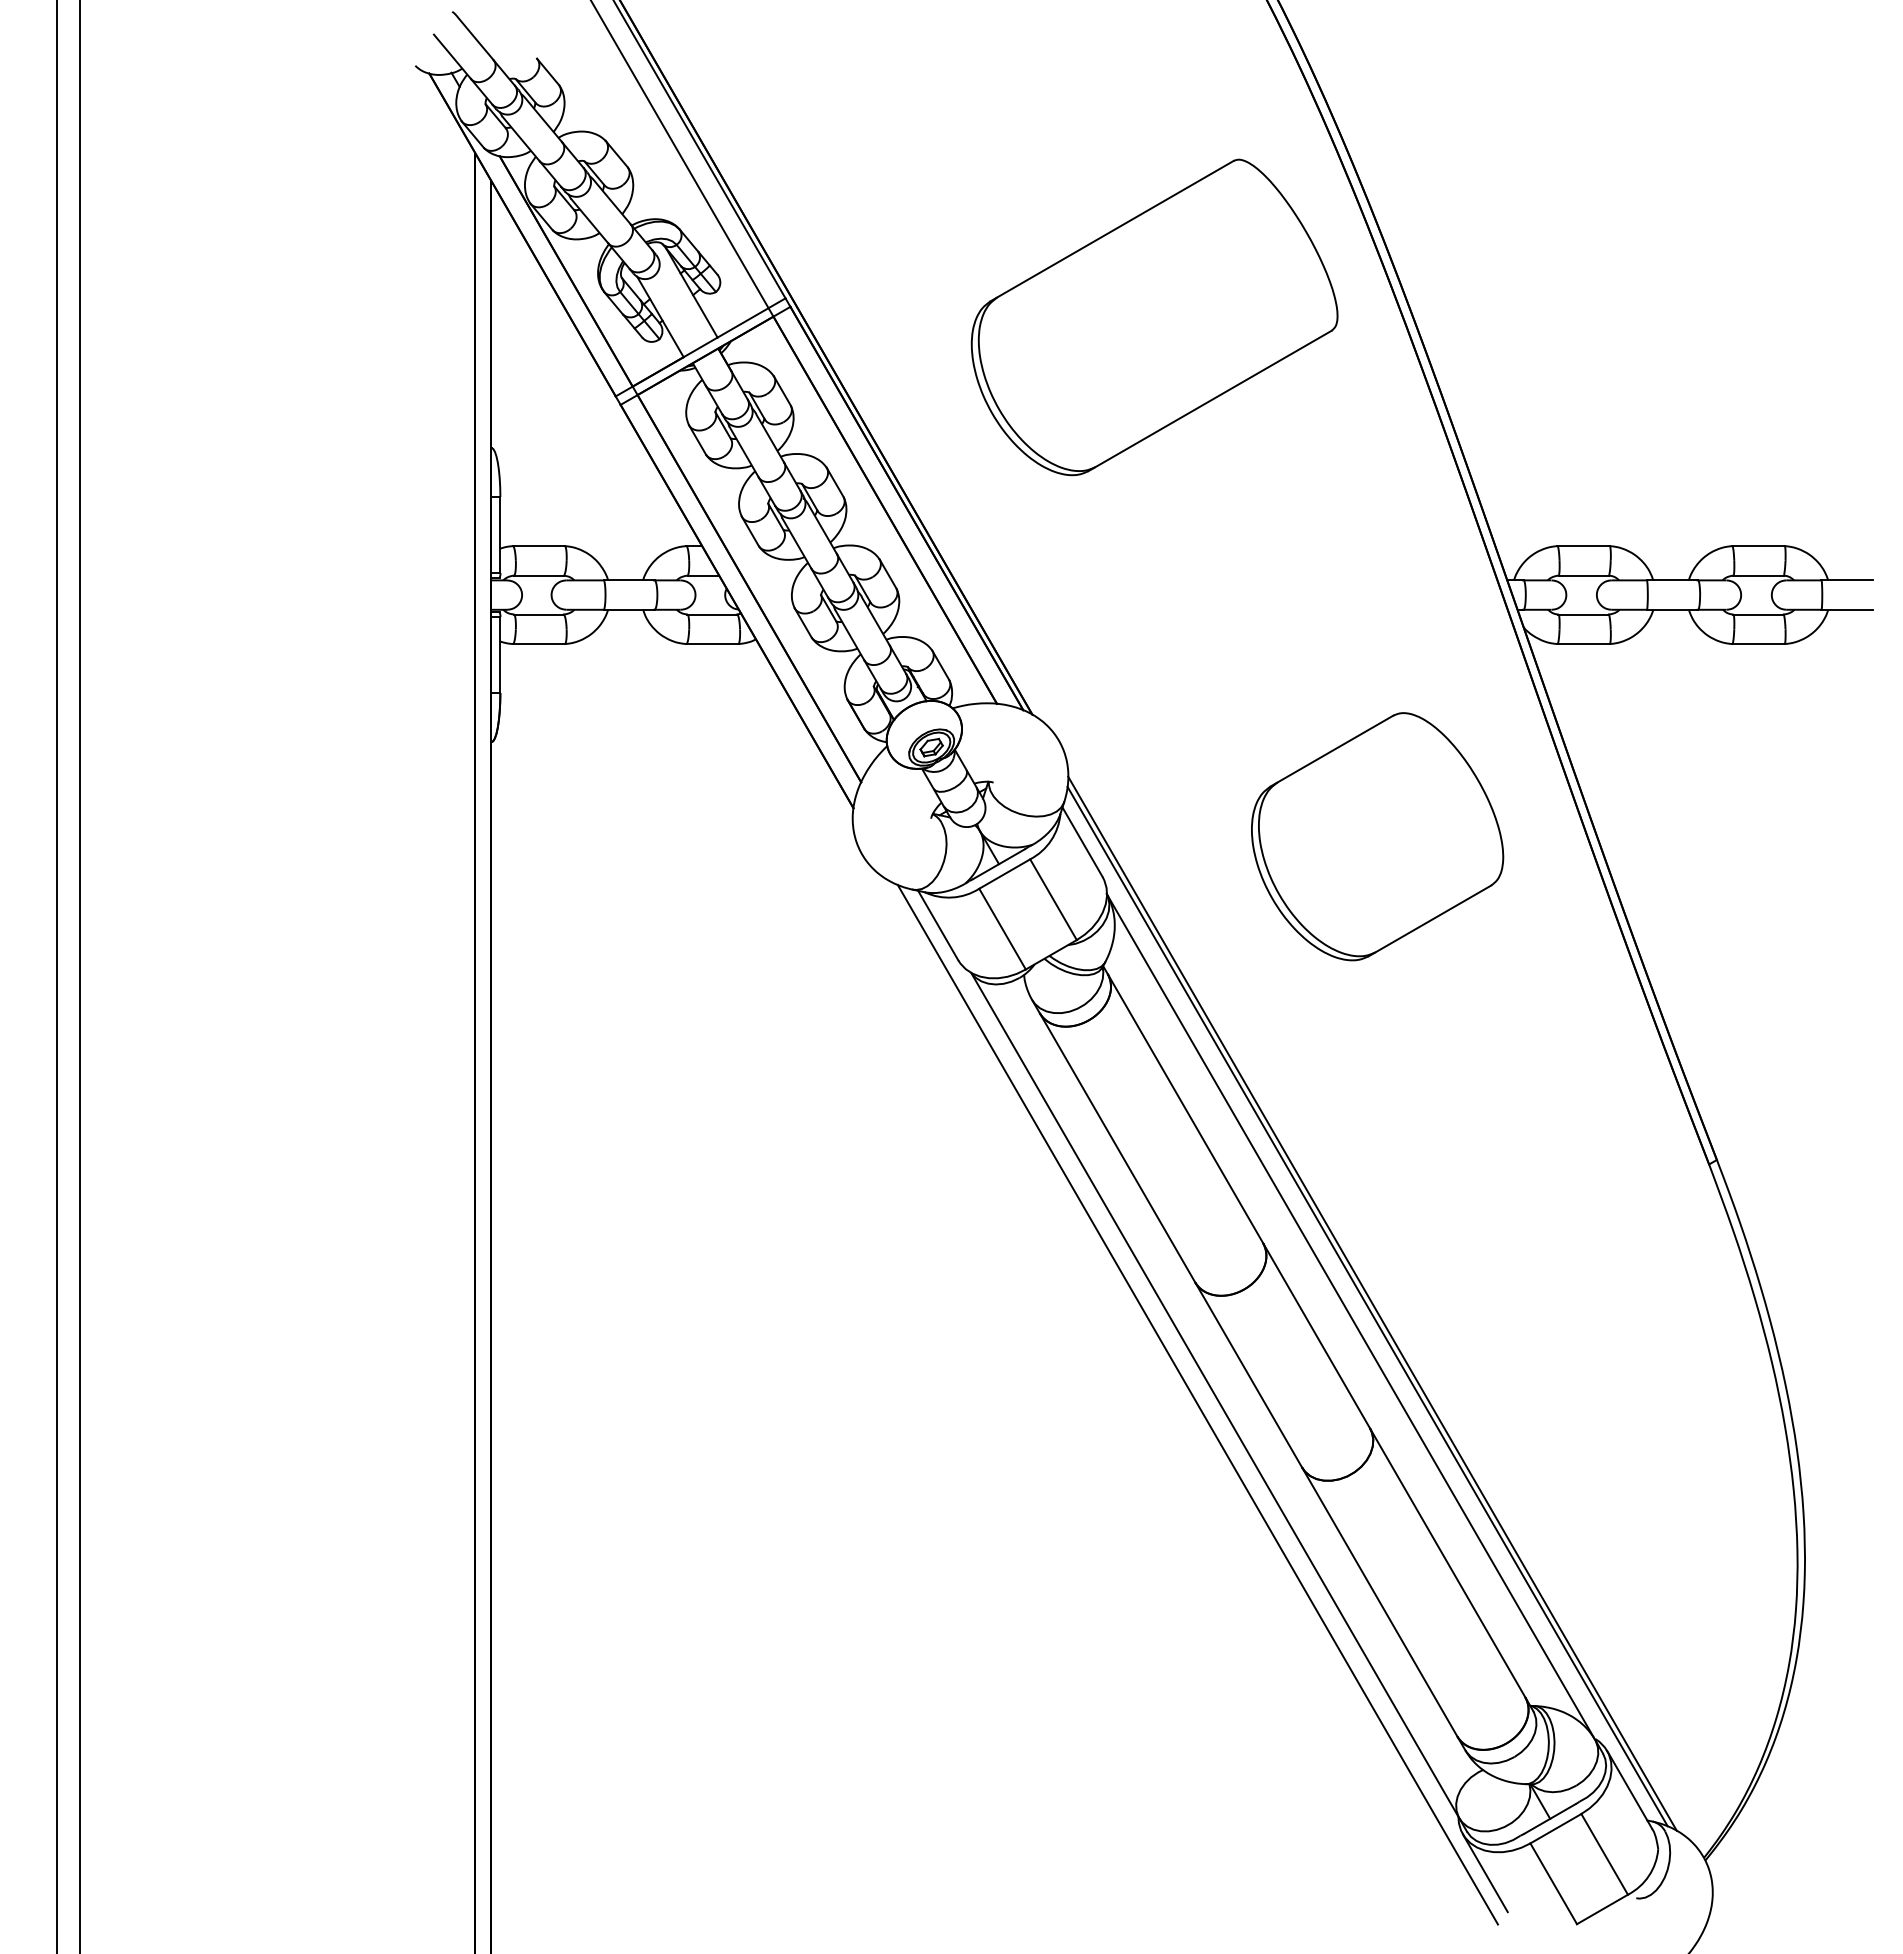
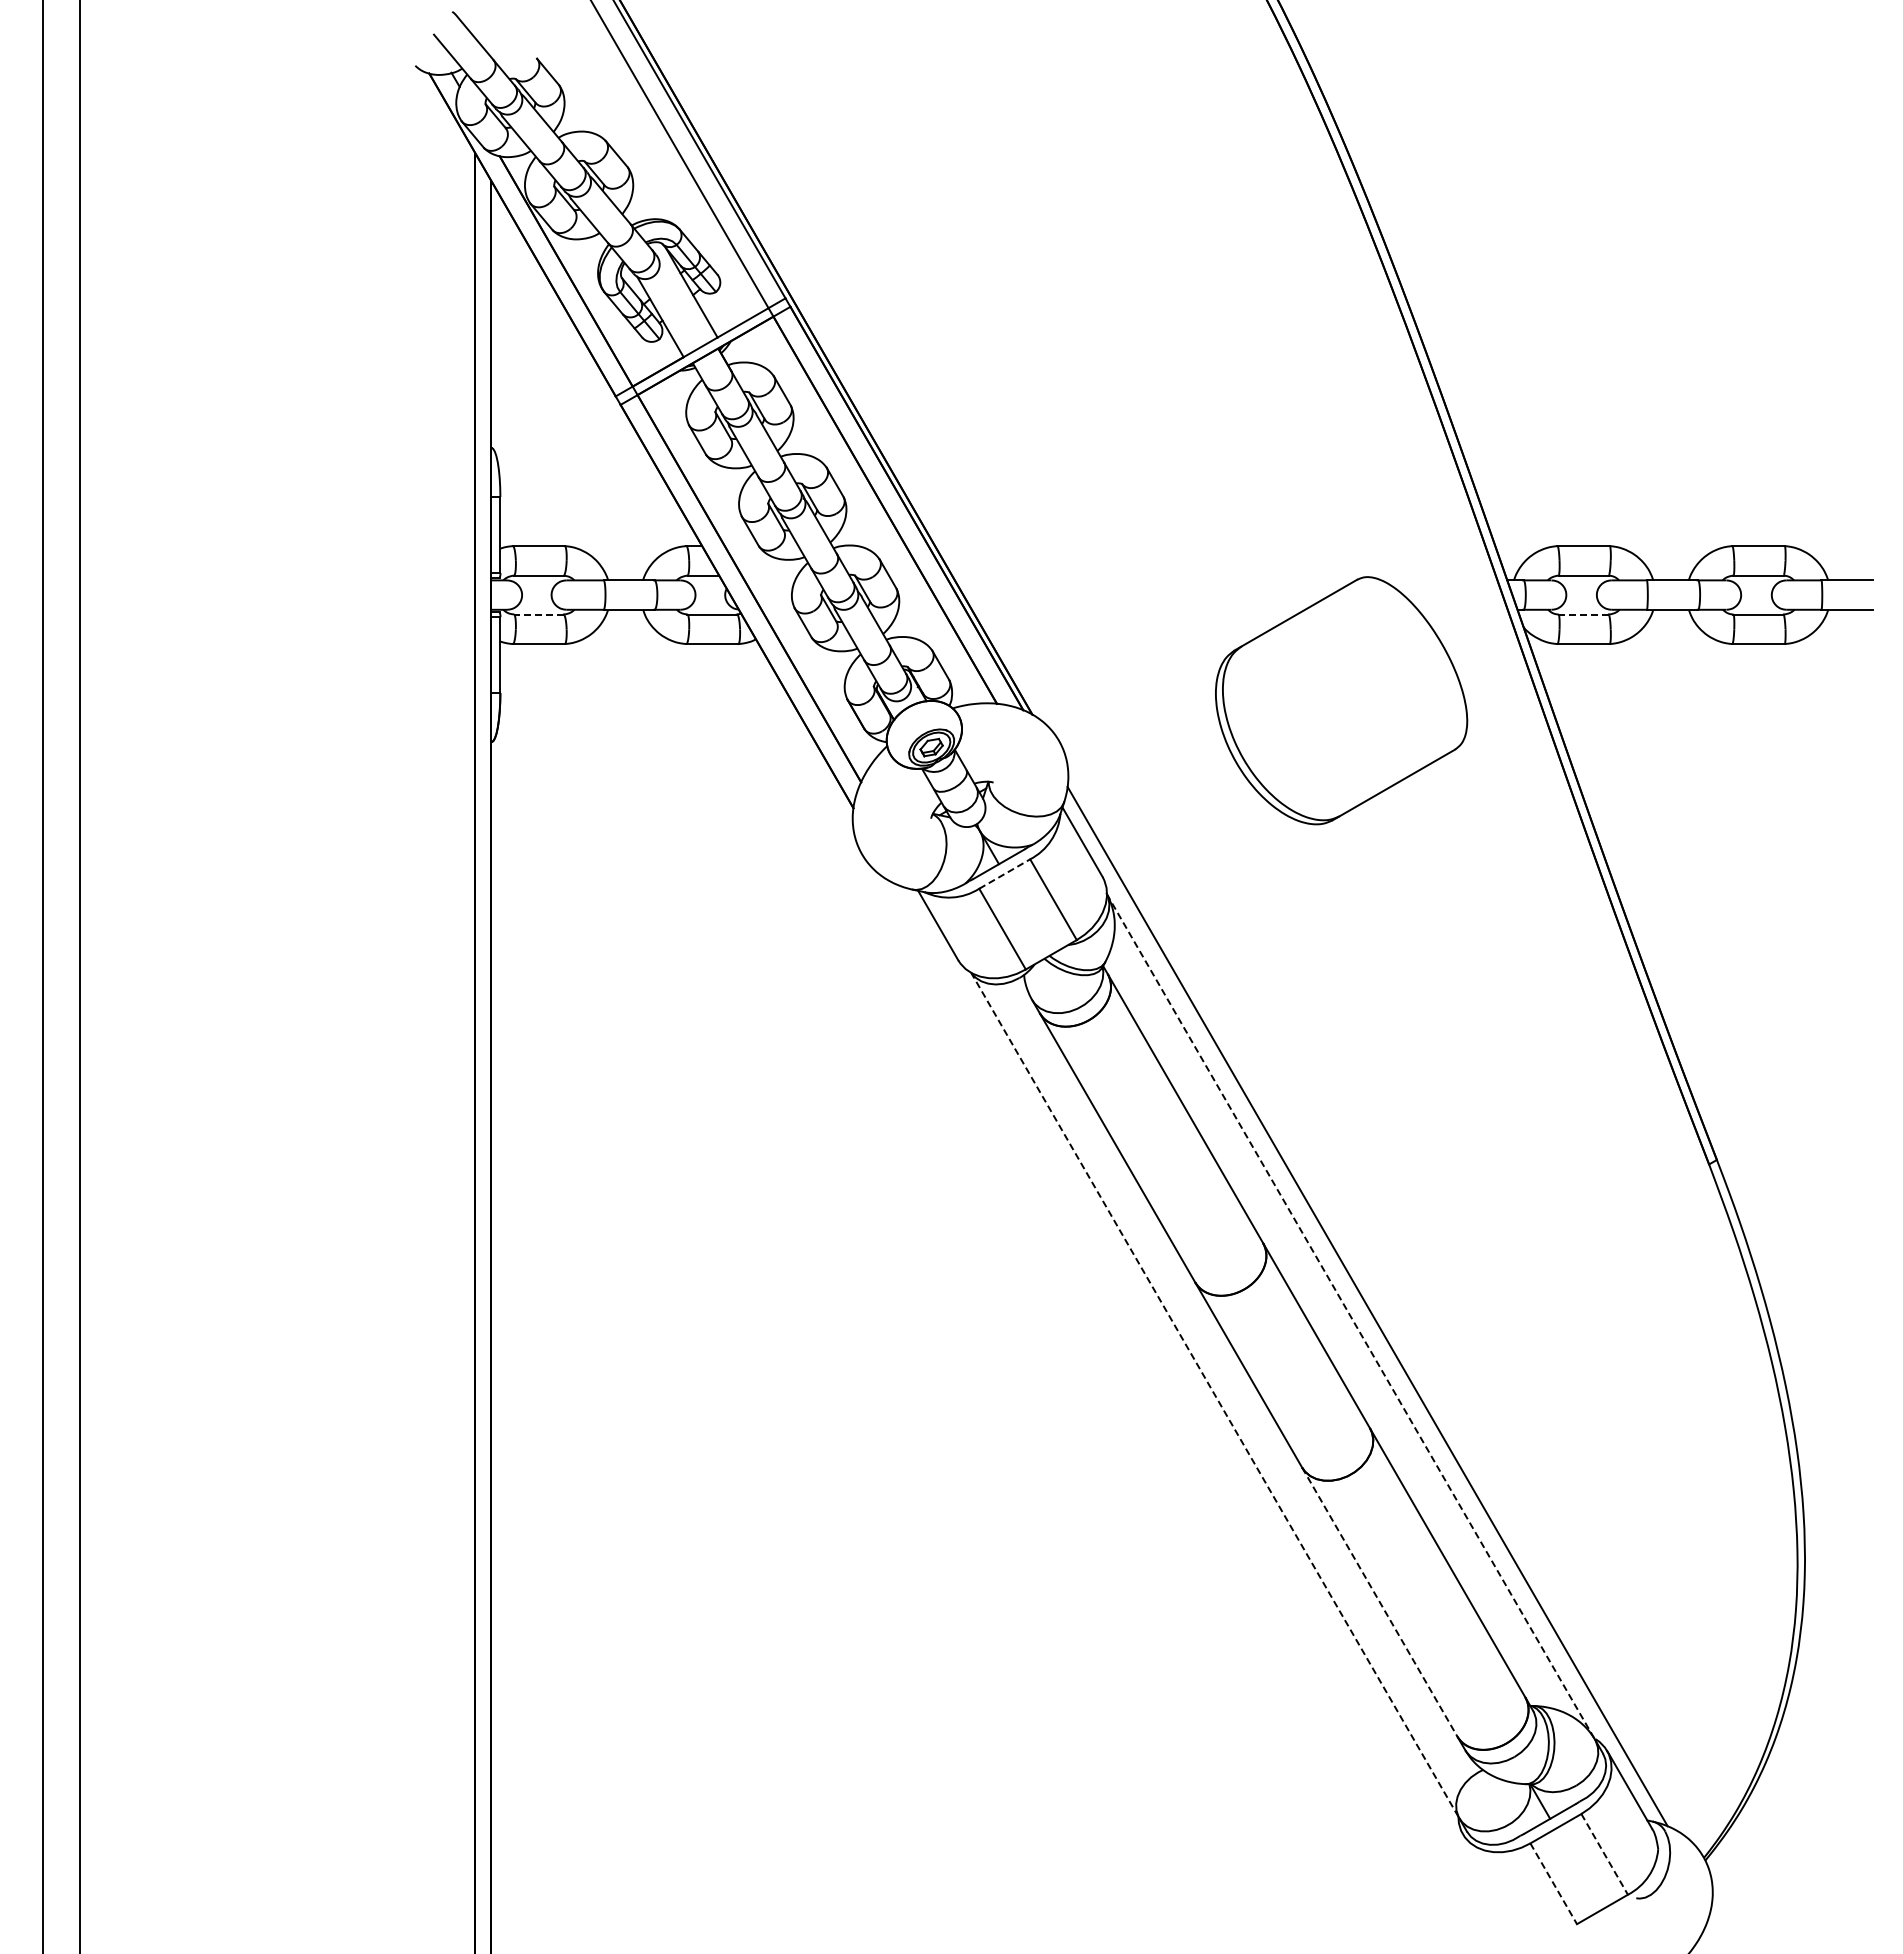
part: present -> none (1154, 317)
line: solid -> dashed (538, 614)
line: solid -> dashed (1582, 614)
part position: (1377, 836) -> (1341, 700) (1341, 700)
line: solid -> dashed (1005, 873)
line position: (56, 976) -> (42, 976) (42, 976)
line: present -> none (1372, 1303)
line: solid -> dashed (1350, 1315)
line: solid -> dashed (1214, 1394)
line: present -> none (1197, 1404)
line: solid -> dashed (1380, 1602)
line: solid -> dashed (1604, 1854)
line: present -> none (1484, 1873)
line: solid -> dashed (1553, 1883)
